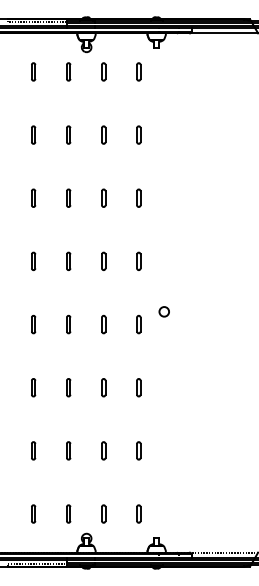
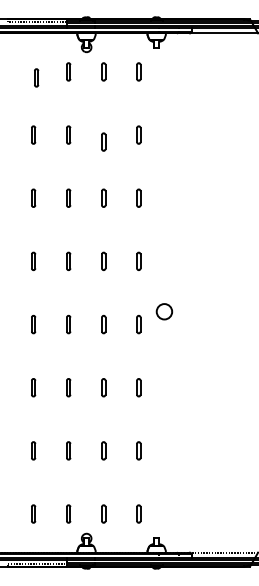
part position: (33, 71) -> (36, 77) (36, 77)
part position: (103, 134) -> (103, 141) (103, 141)
circle size: 12x12 px -> 19x18 px (164, 311)
